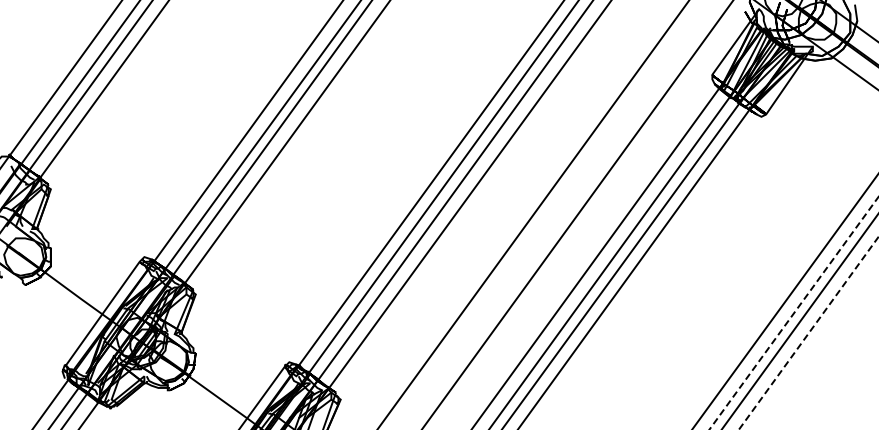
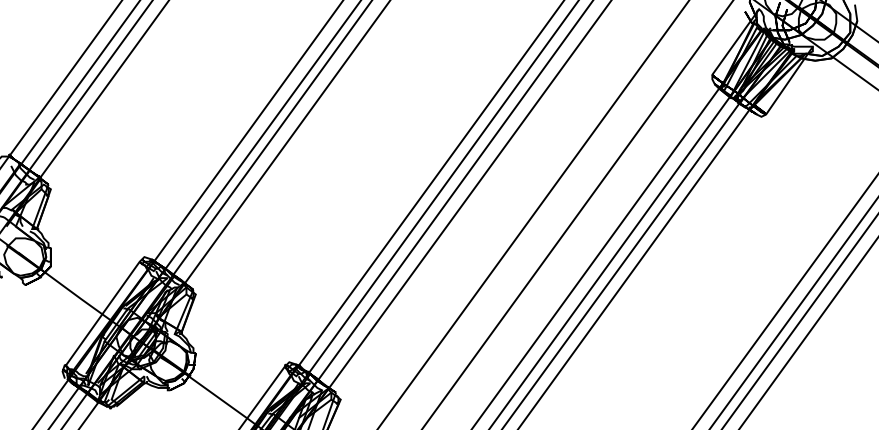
line: dashed -> solid (794, 313)
line: dashed -> solid (808, 333)
